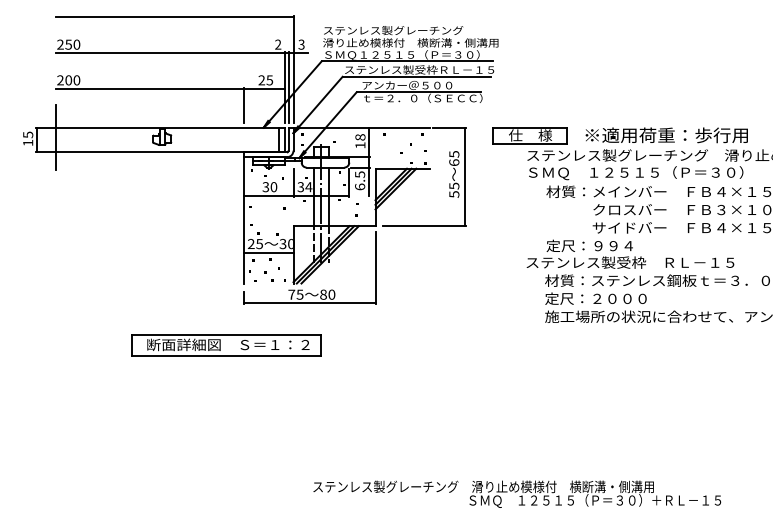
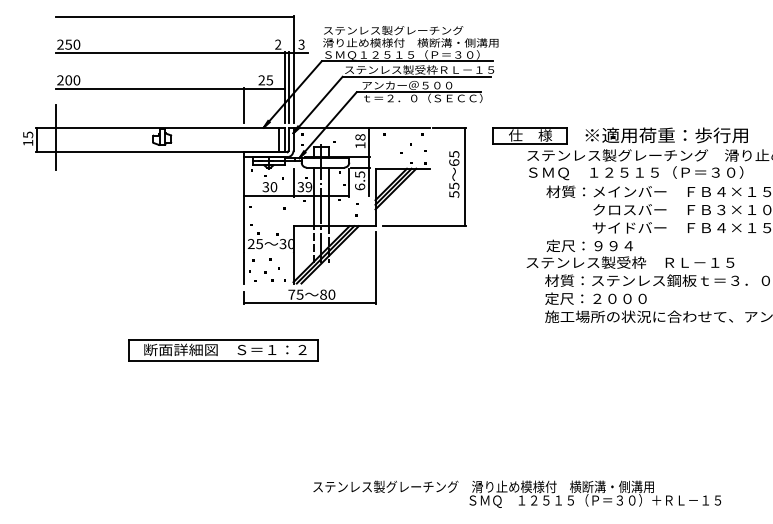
text: 34 -> 39 (308, 187)
line: present -> none (268, 252)
part position: (226, 345) -> (223, 350) (223, 350)
